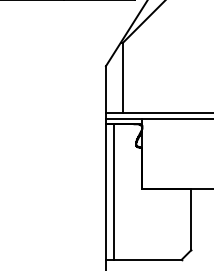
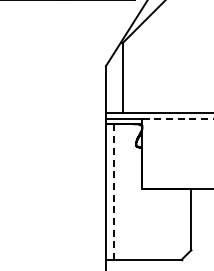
line: solid -> dashed (177, 118)
line: solid -> dashed (113, 192)
